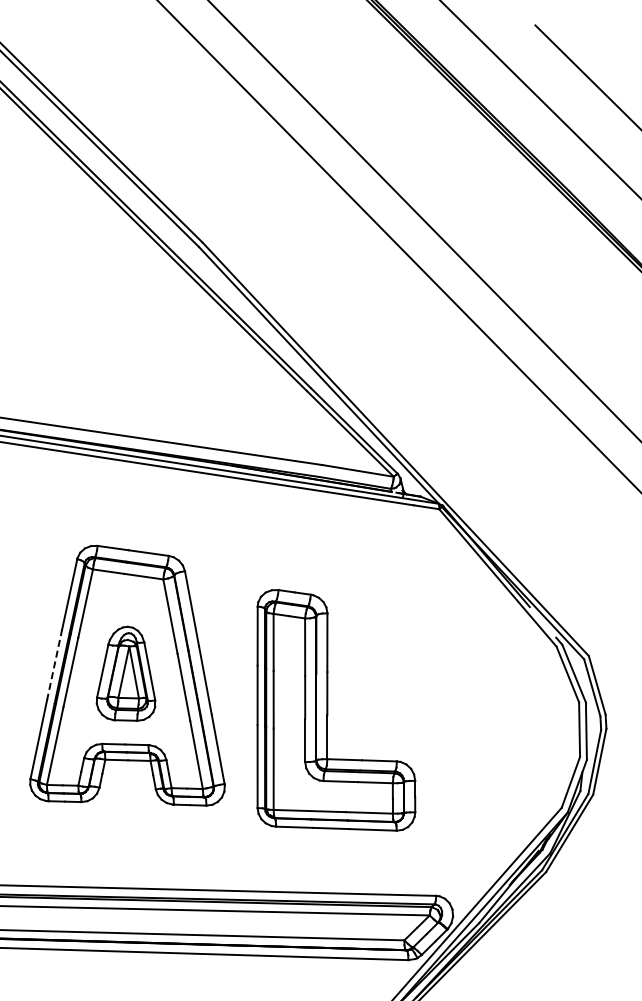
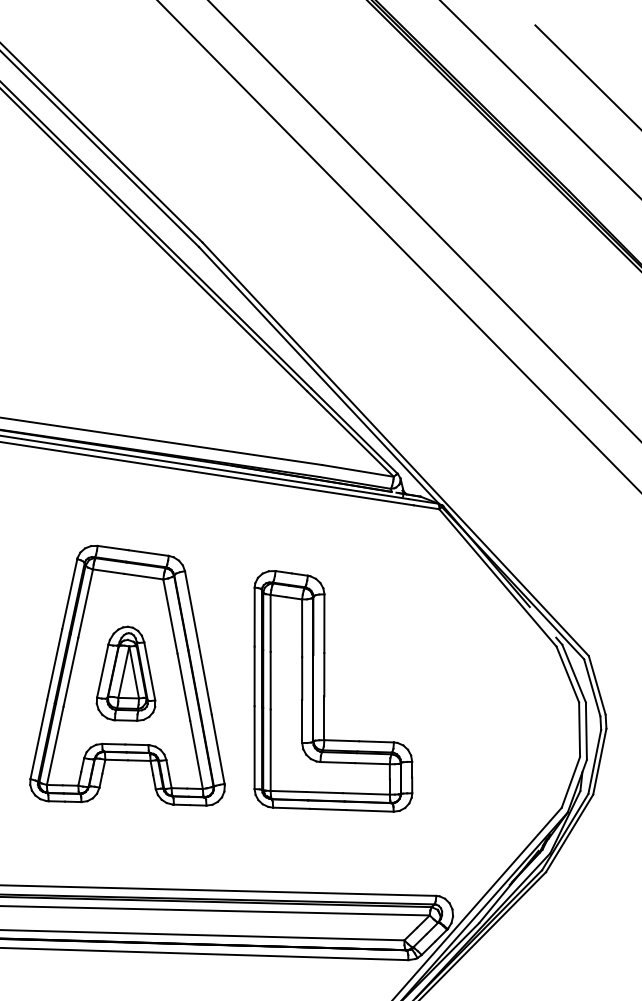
line: dashed -> solid (54, 665)
part position: (328, 710) -> (325, 691) (325, 691)
